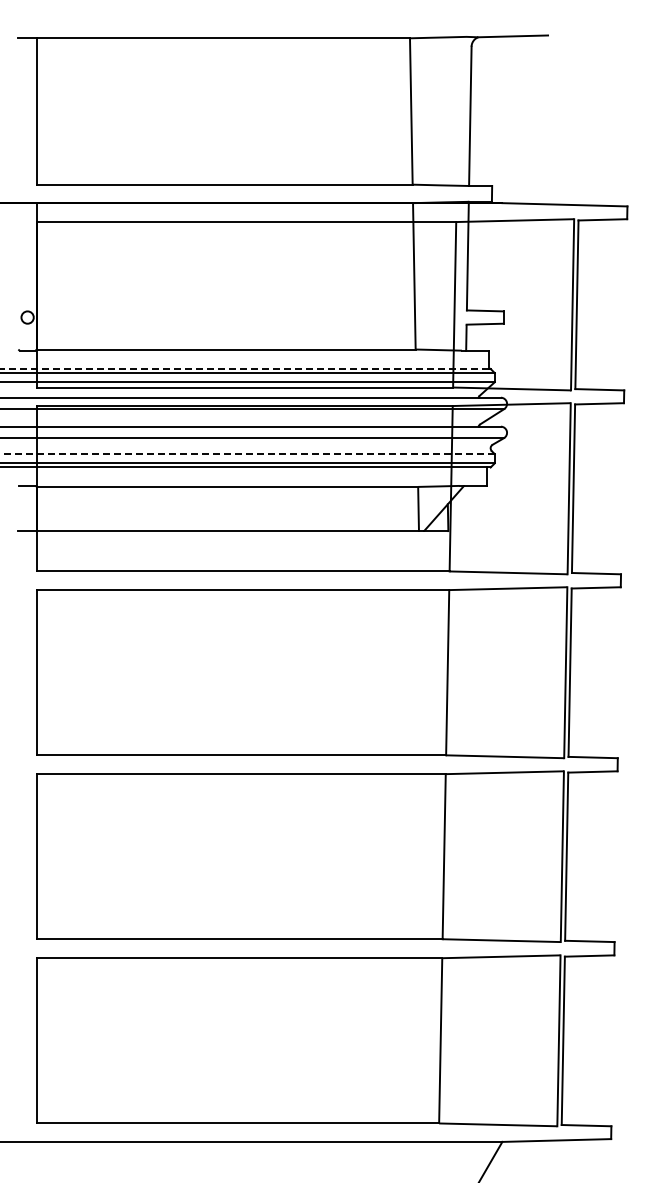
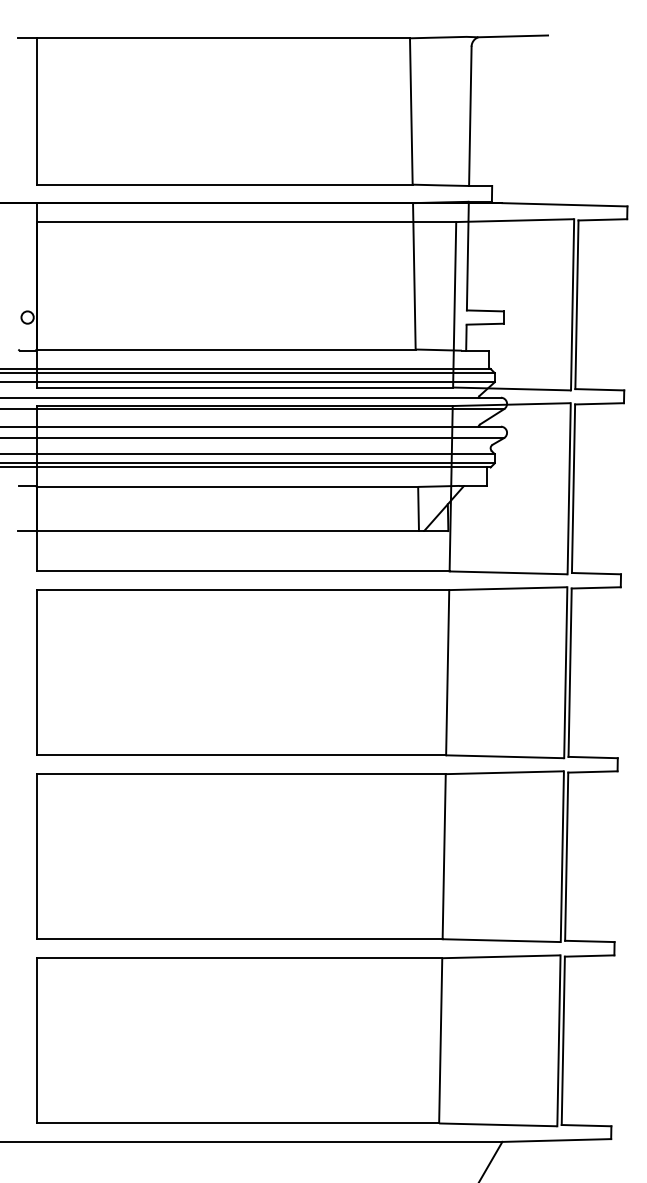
line: dashed -> solid (244, 368)
line: dashed -> solid (247, 454)
